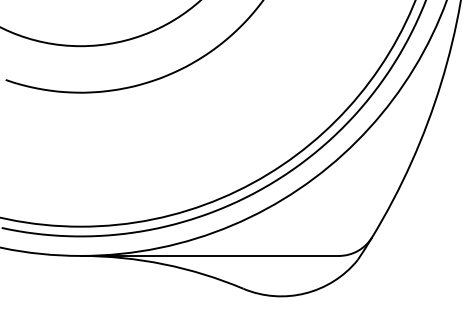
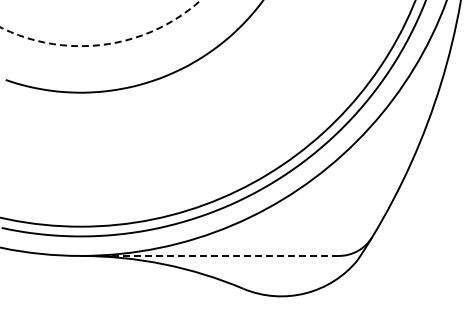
circle: solid -> dashed (100, 23)
line: solid -> dashed (209, 255)
